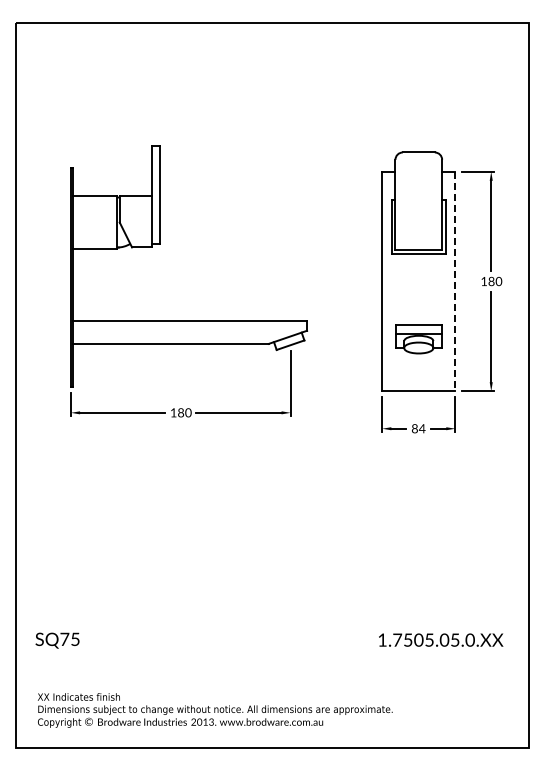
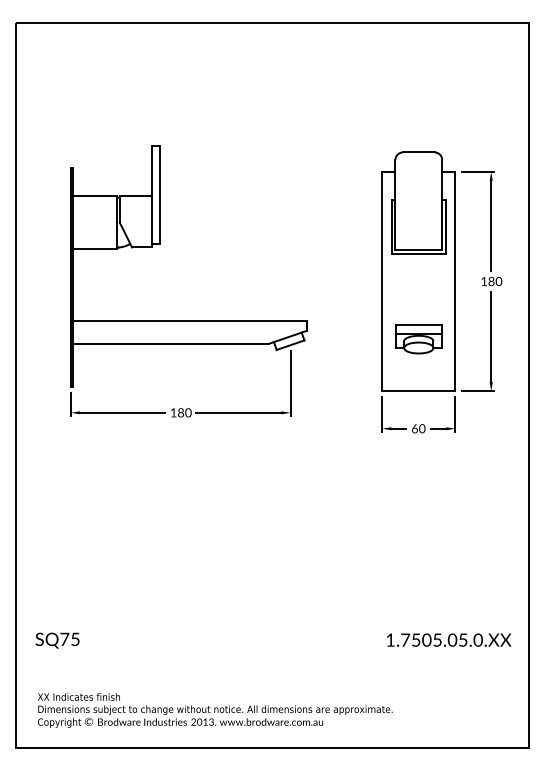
line: dashed -> solid (455, 281)
text: 84 -> 60 (418, 428)
text position: (441, 639) -> (449, 639) (449, 639)
